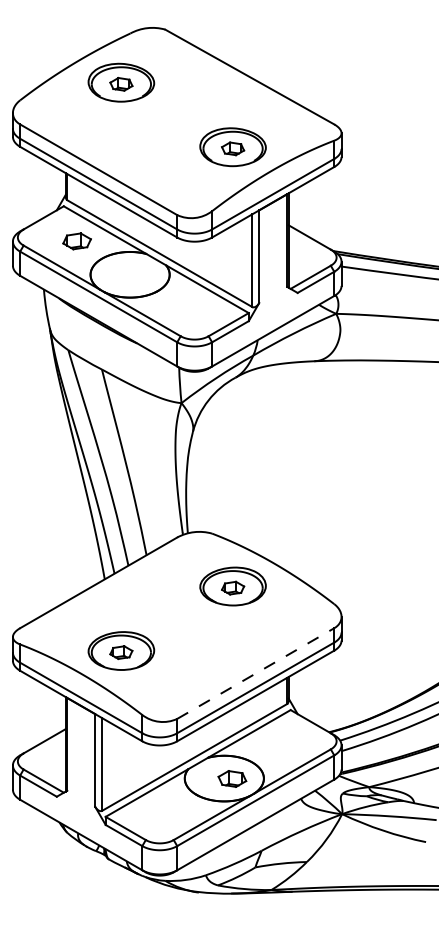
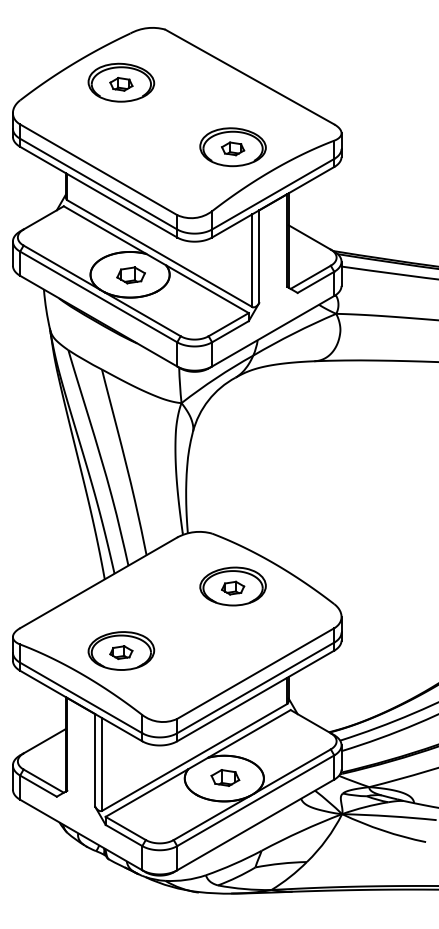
part position: (76, 241) -> (130, 275) (130, 275)
line: dashed -> solid (255, 673)
part position: (232, 778) -> (225, 777) (225, 777)
